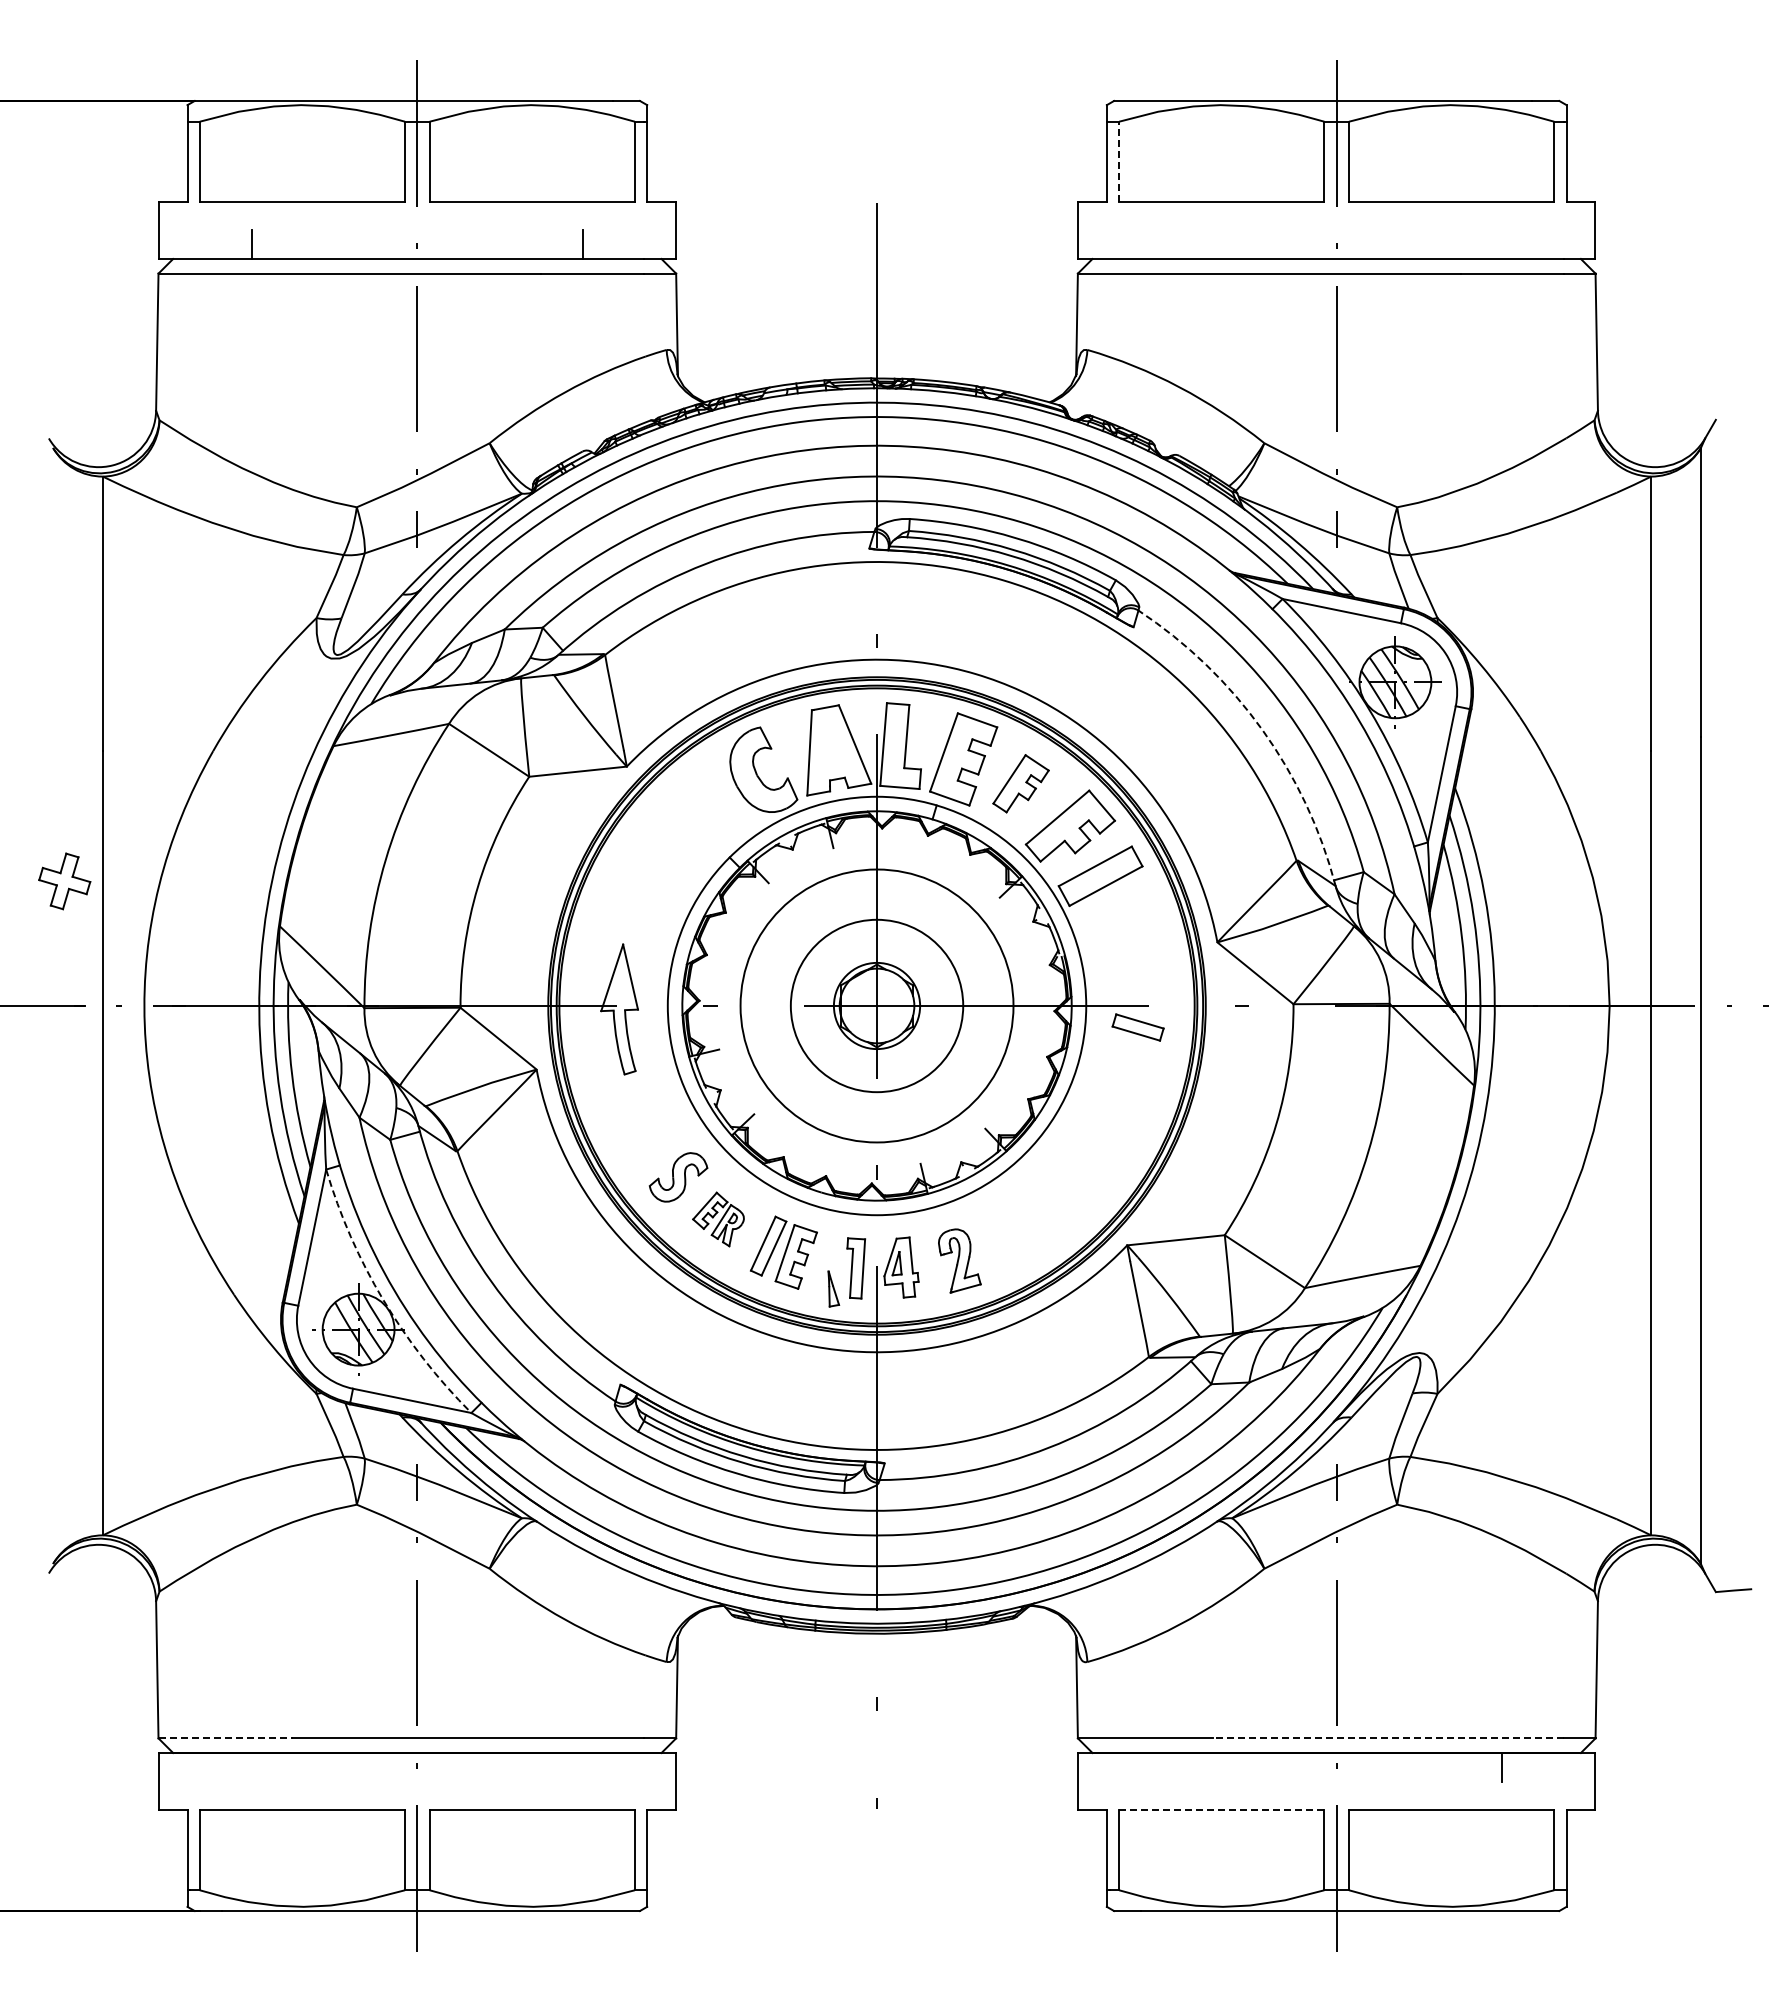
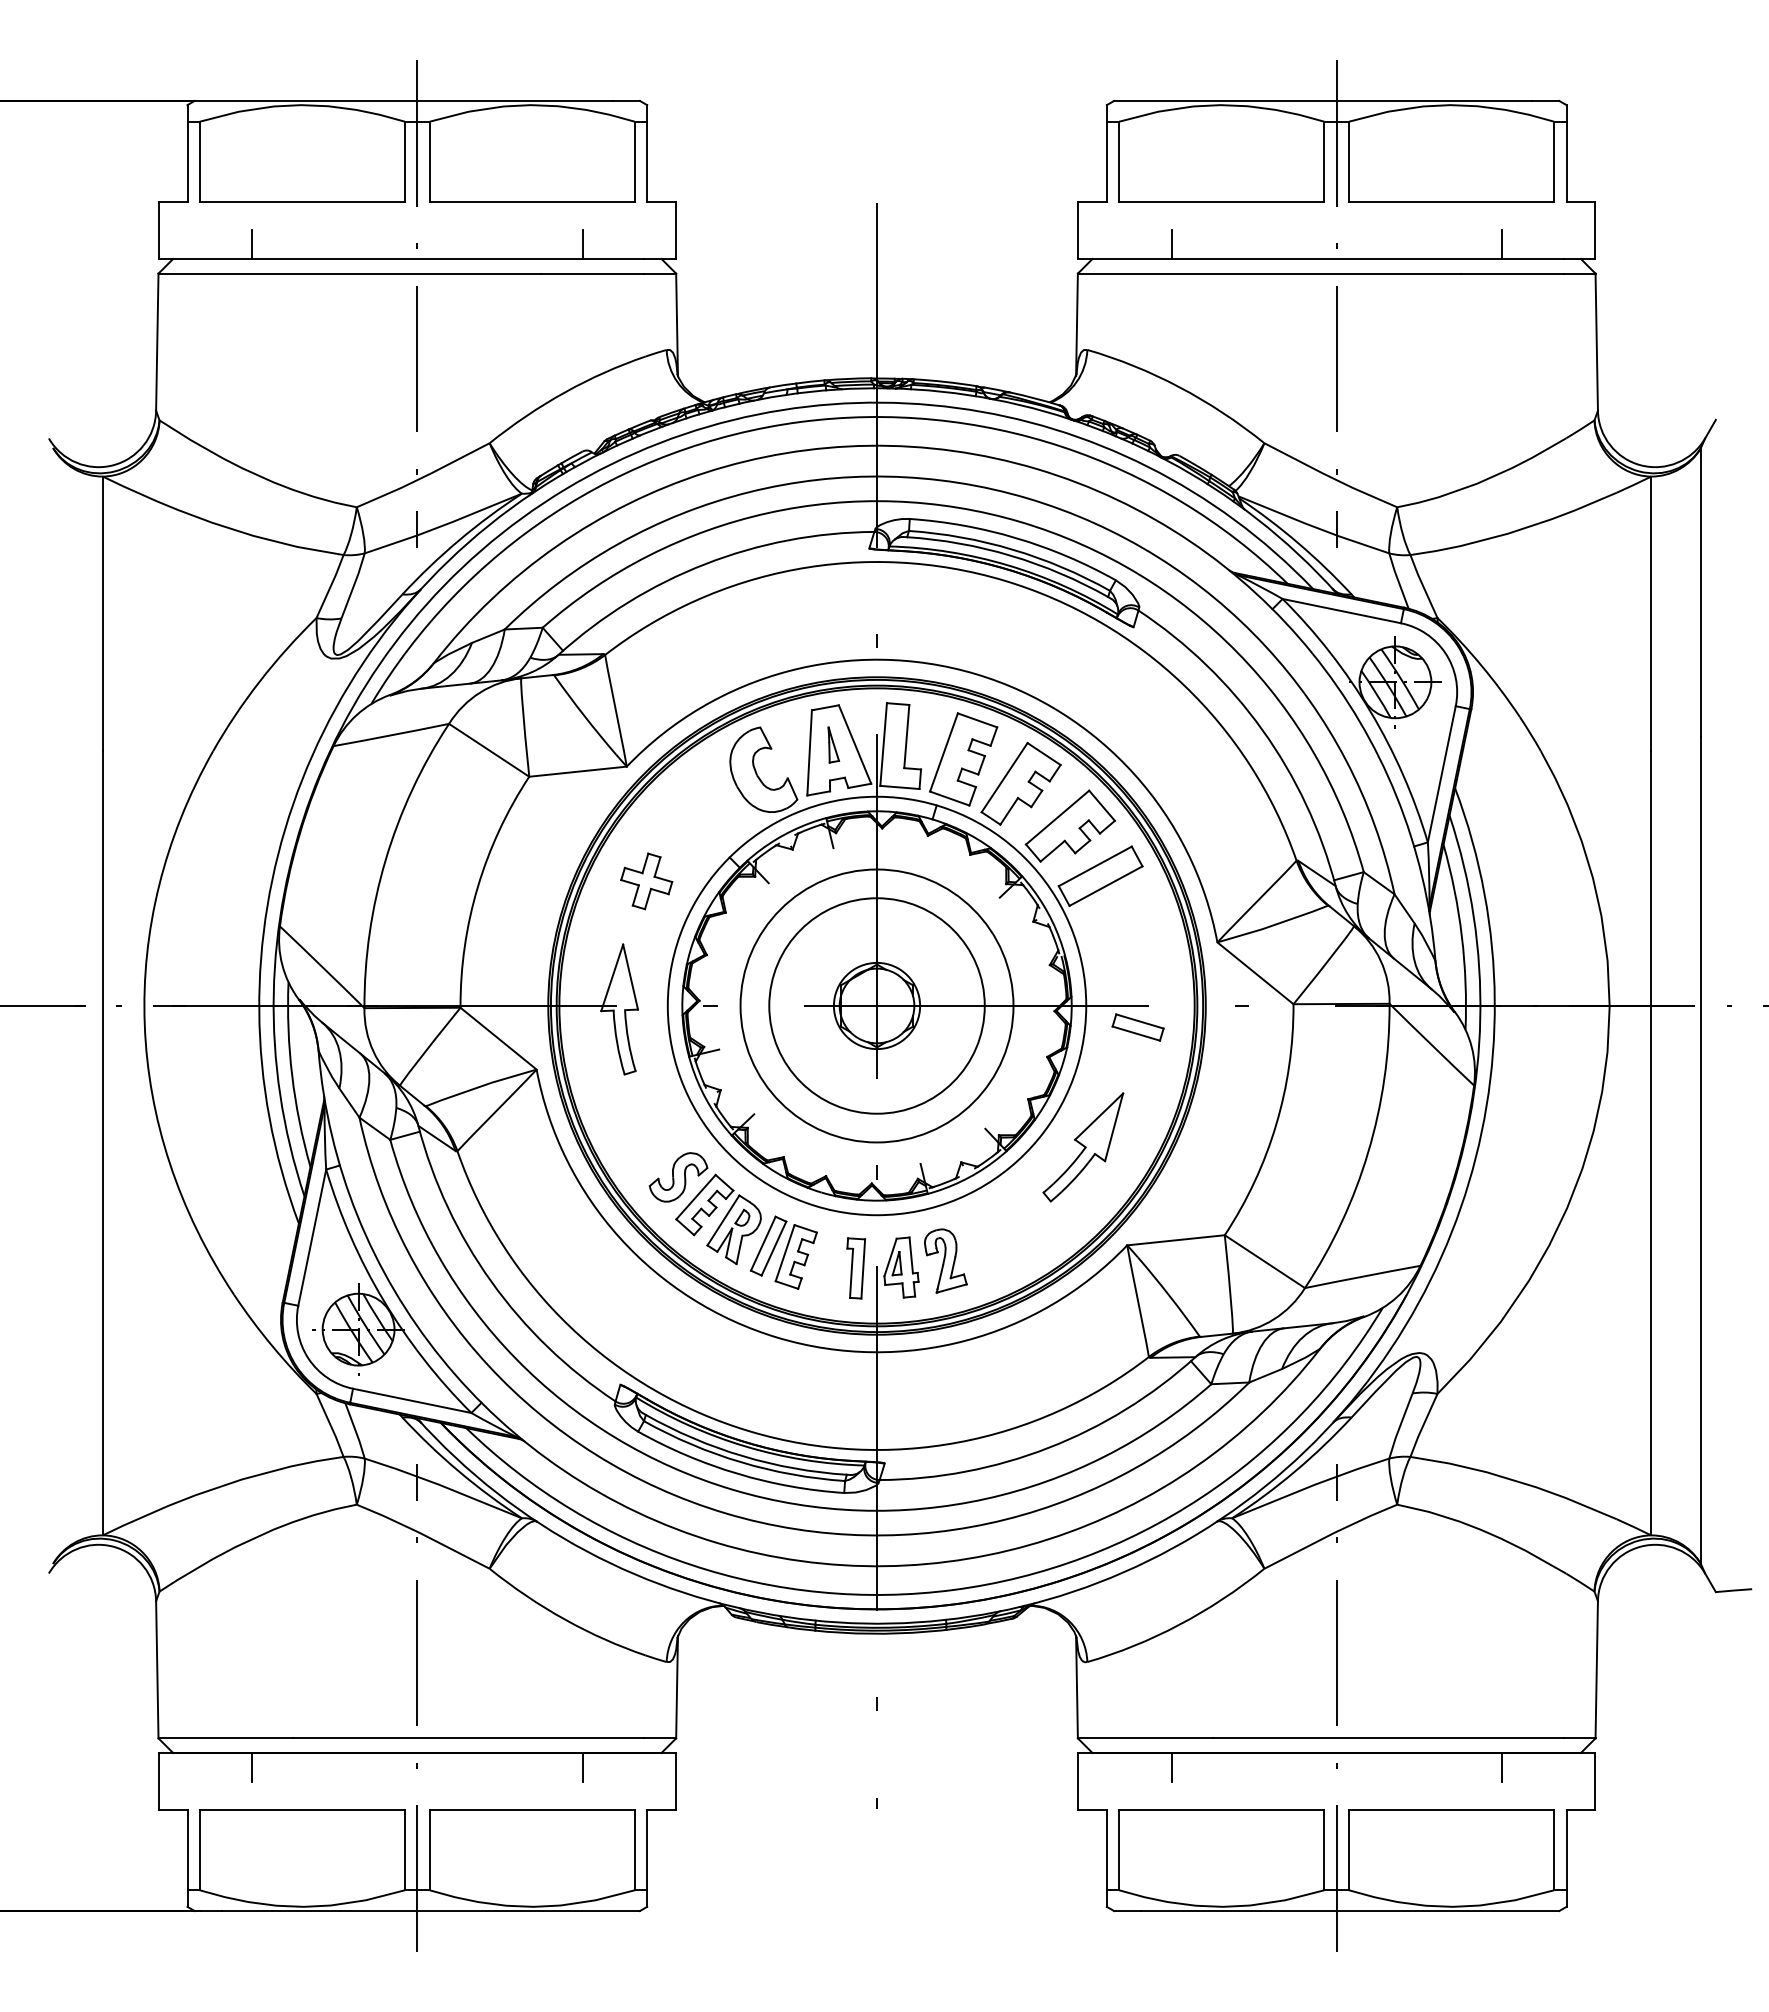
line: dashed -> solid (1119, 161)
line: none -> present (1171, 244)
line: none -> present (1501, 244)
arc: dashed -> solid (1262, 730)
part size: 58x60 px -> 82x85 px (1020, 783)
part position: (64, 881) -> (646, 881) (646, 881)
circle diameter: 172 px -> 215 px (876, 1005)
part: none -> present (1083, 1147)
part size: 53x57 px -> 87x93 px (718, 1219)
part position: (959, 1260) -> (945, 1260) (945, 1260)
part position: (833, 1288) -> (833, 744) (833, 744)
arc: dashed -> solid (383, 1300)
line: dashed -> solid (226, 1738)
line: dashed -> solid (1388, 1738)
line: none -> present (252, 1766)
line: none -> present (582, 1766)
line: none -> present (1171, 1766)
line: dashed -> solid (1221, 1810)
